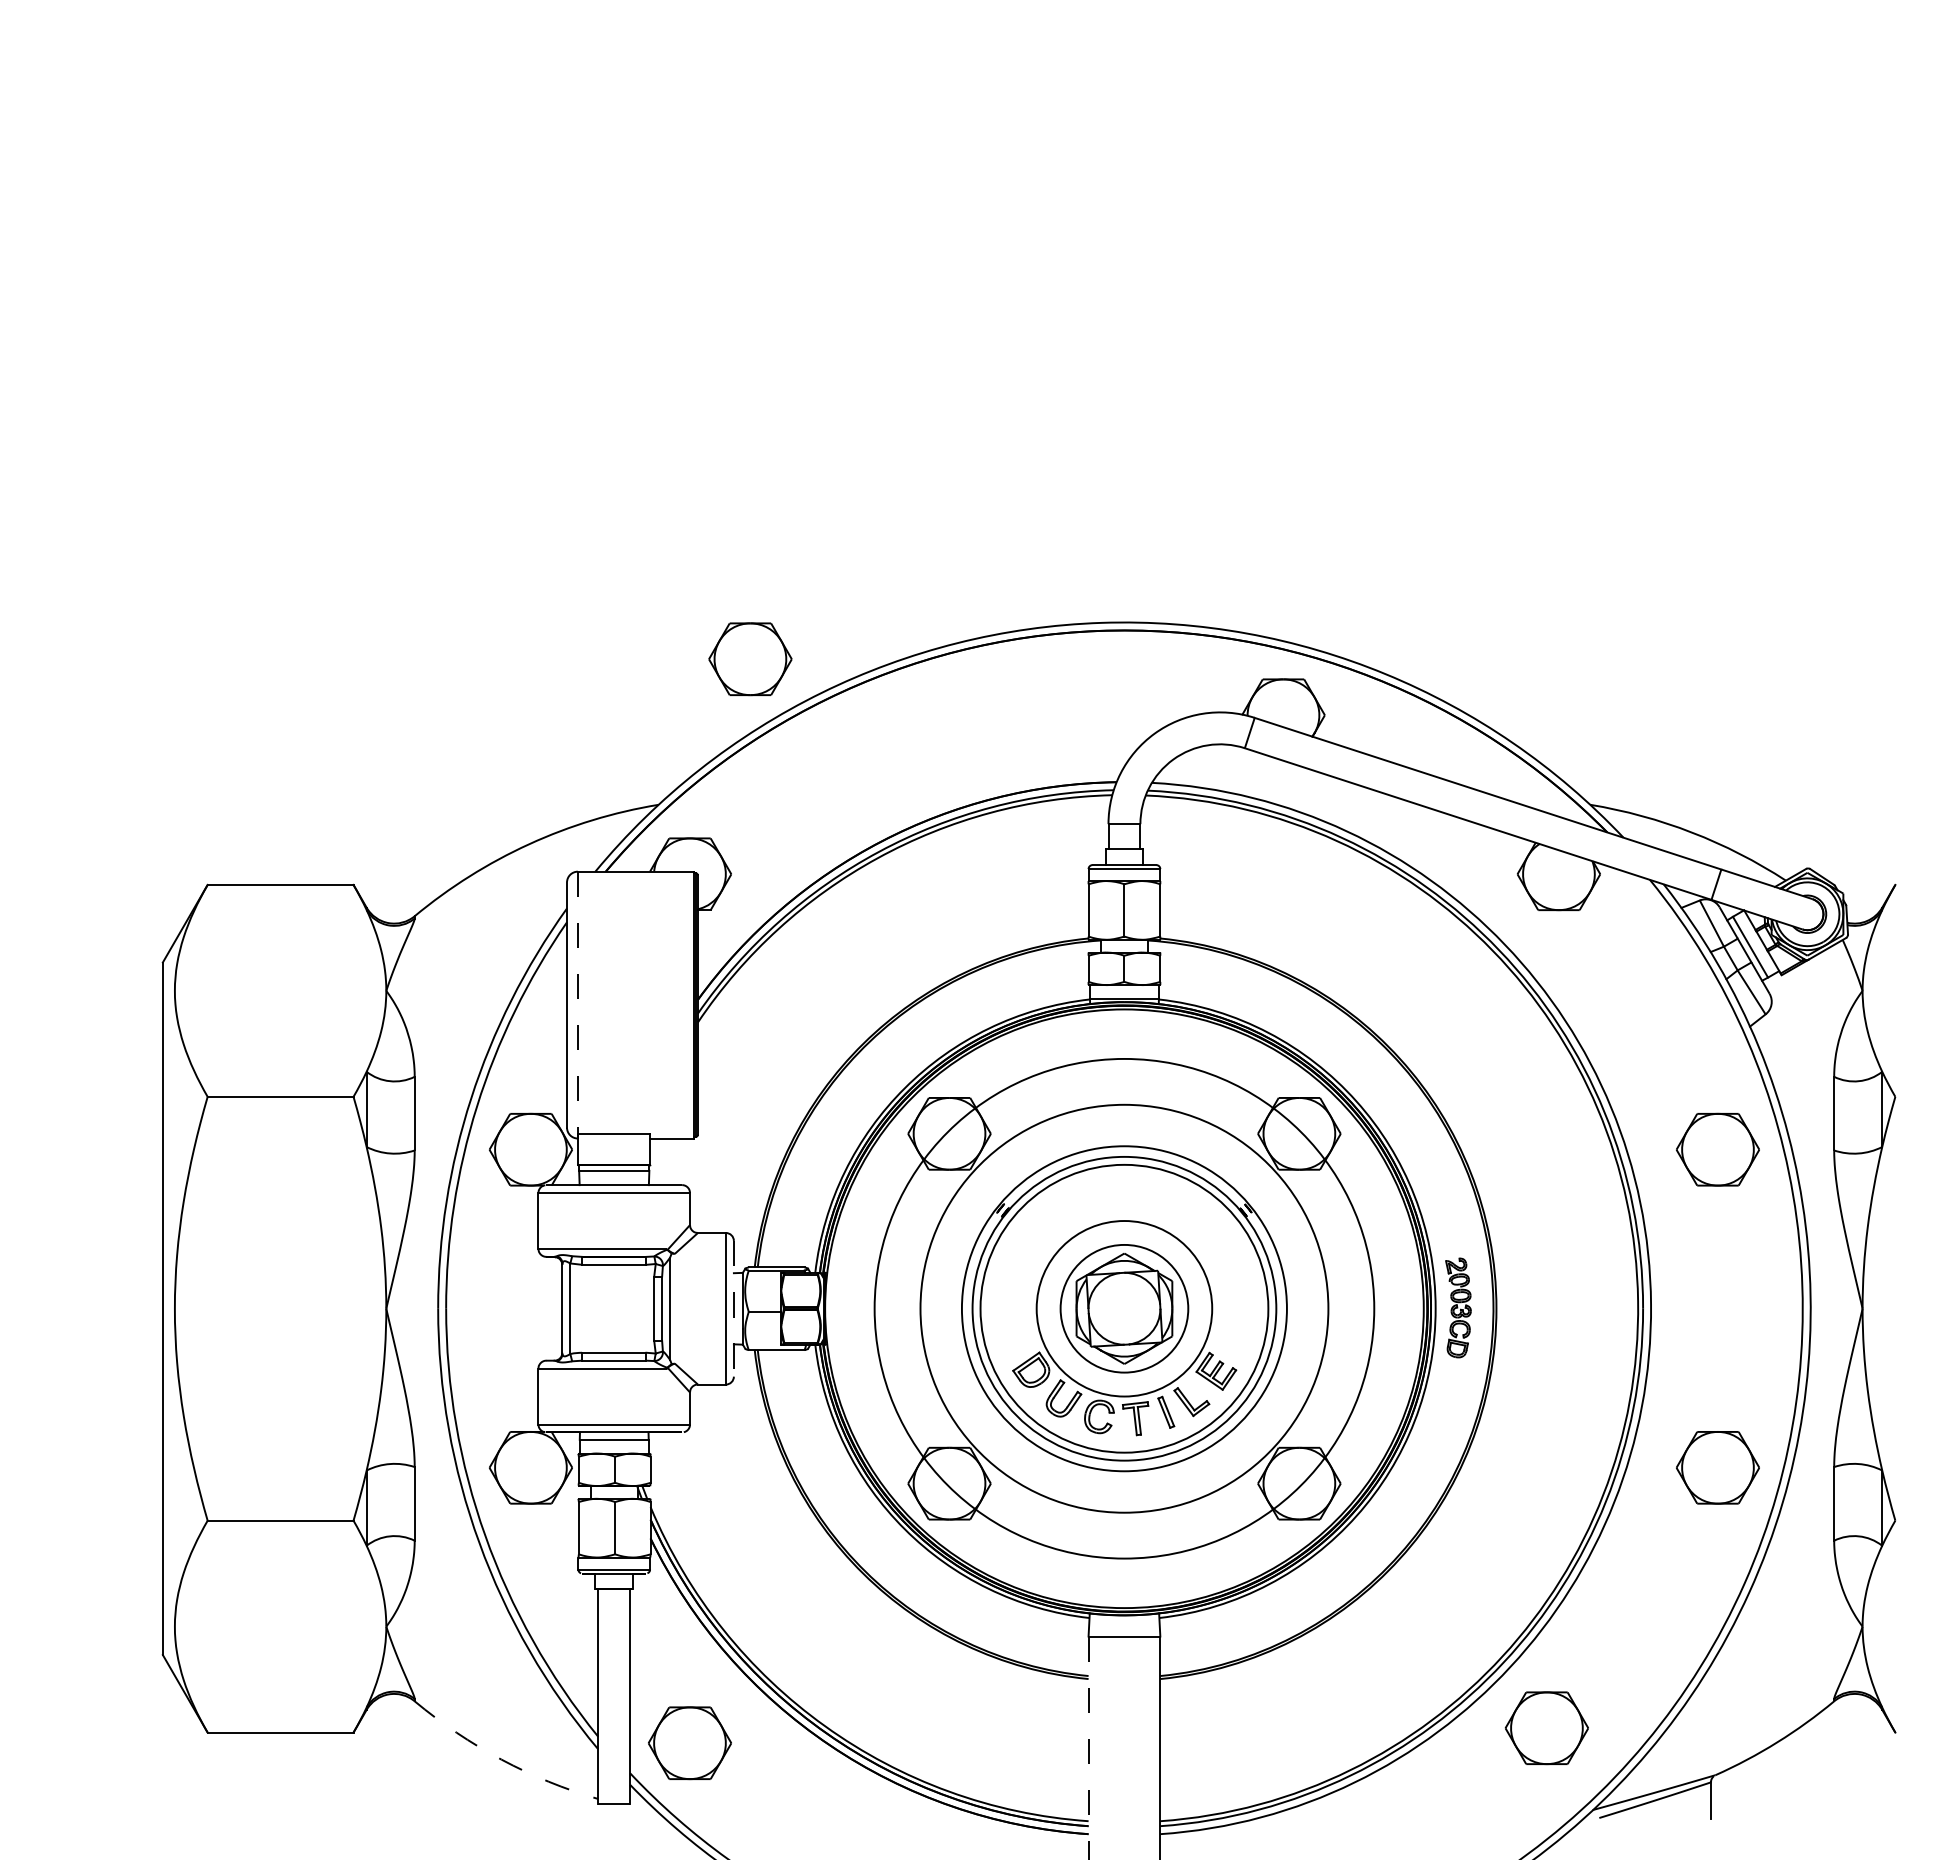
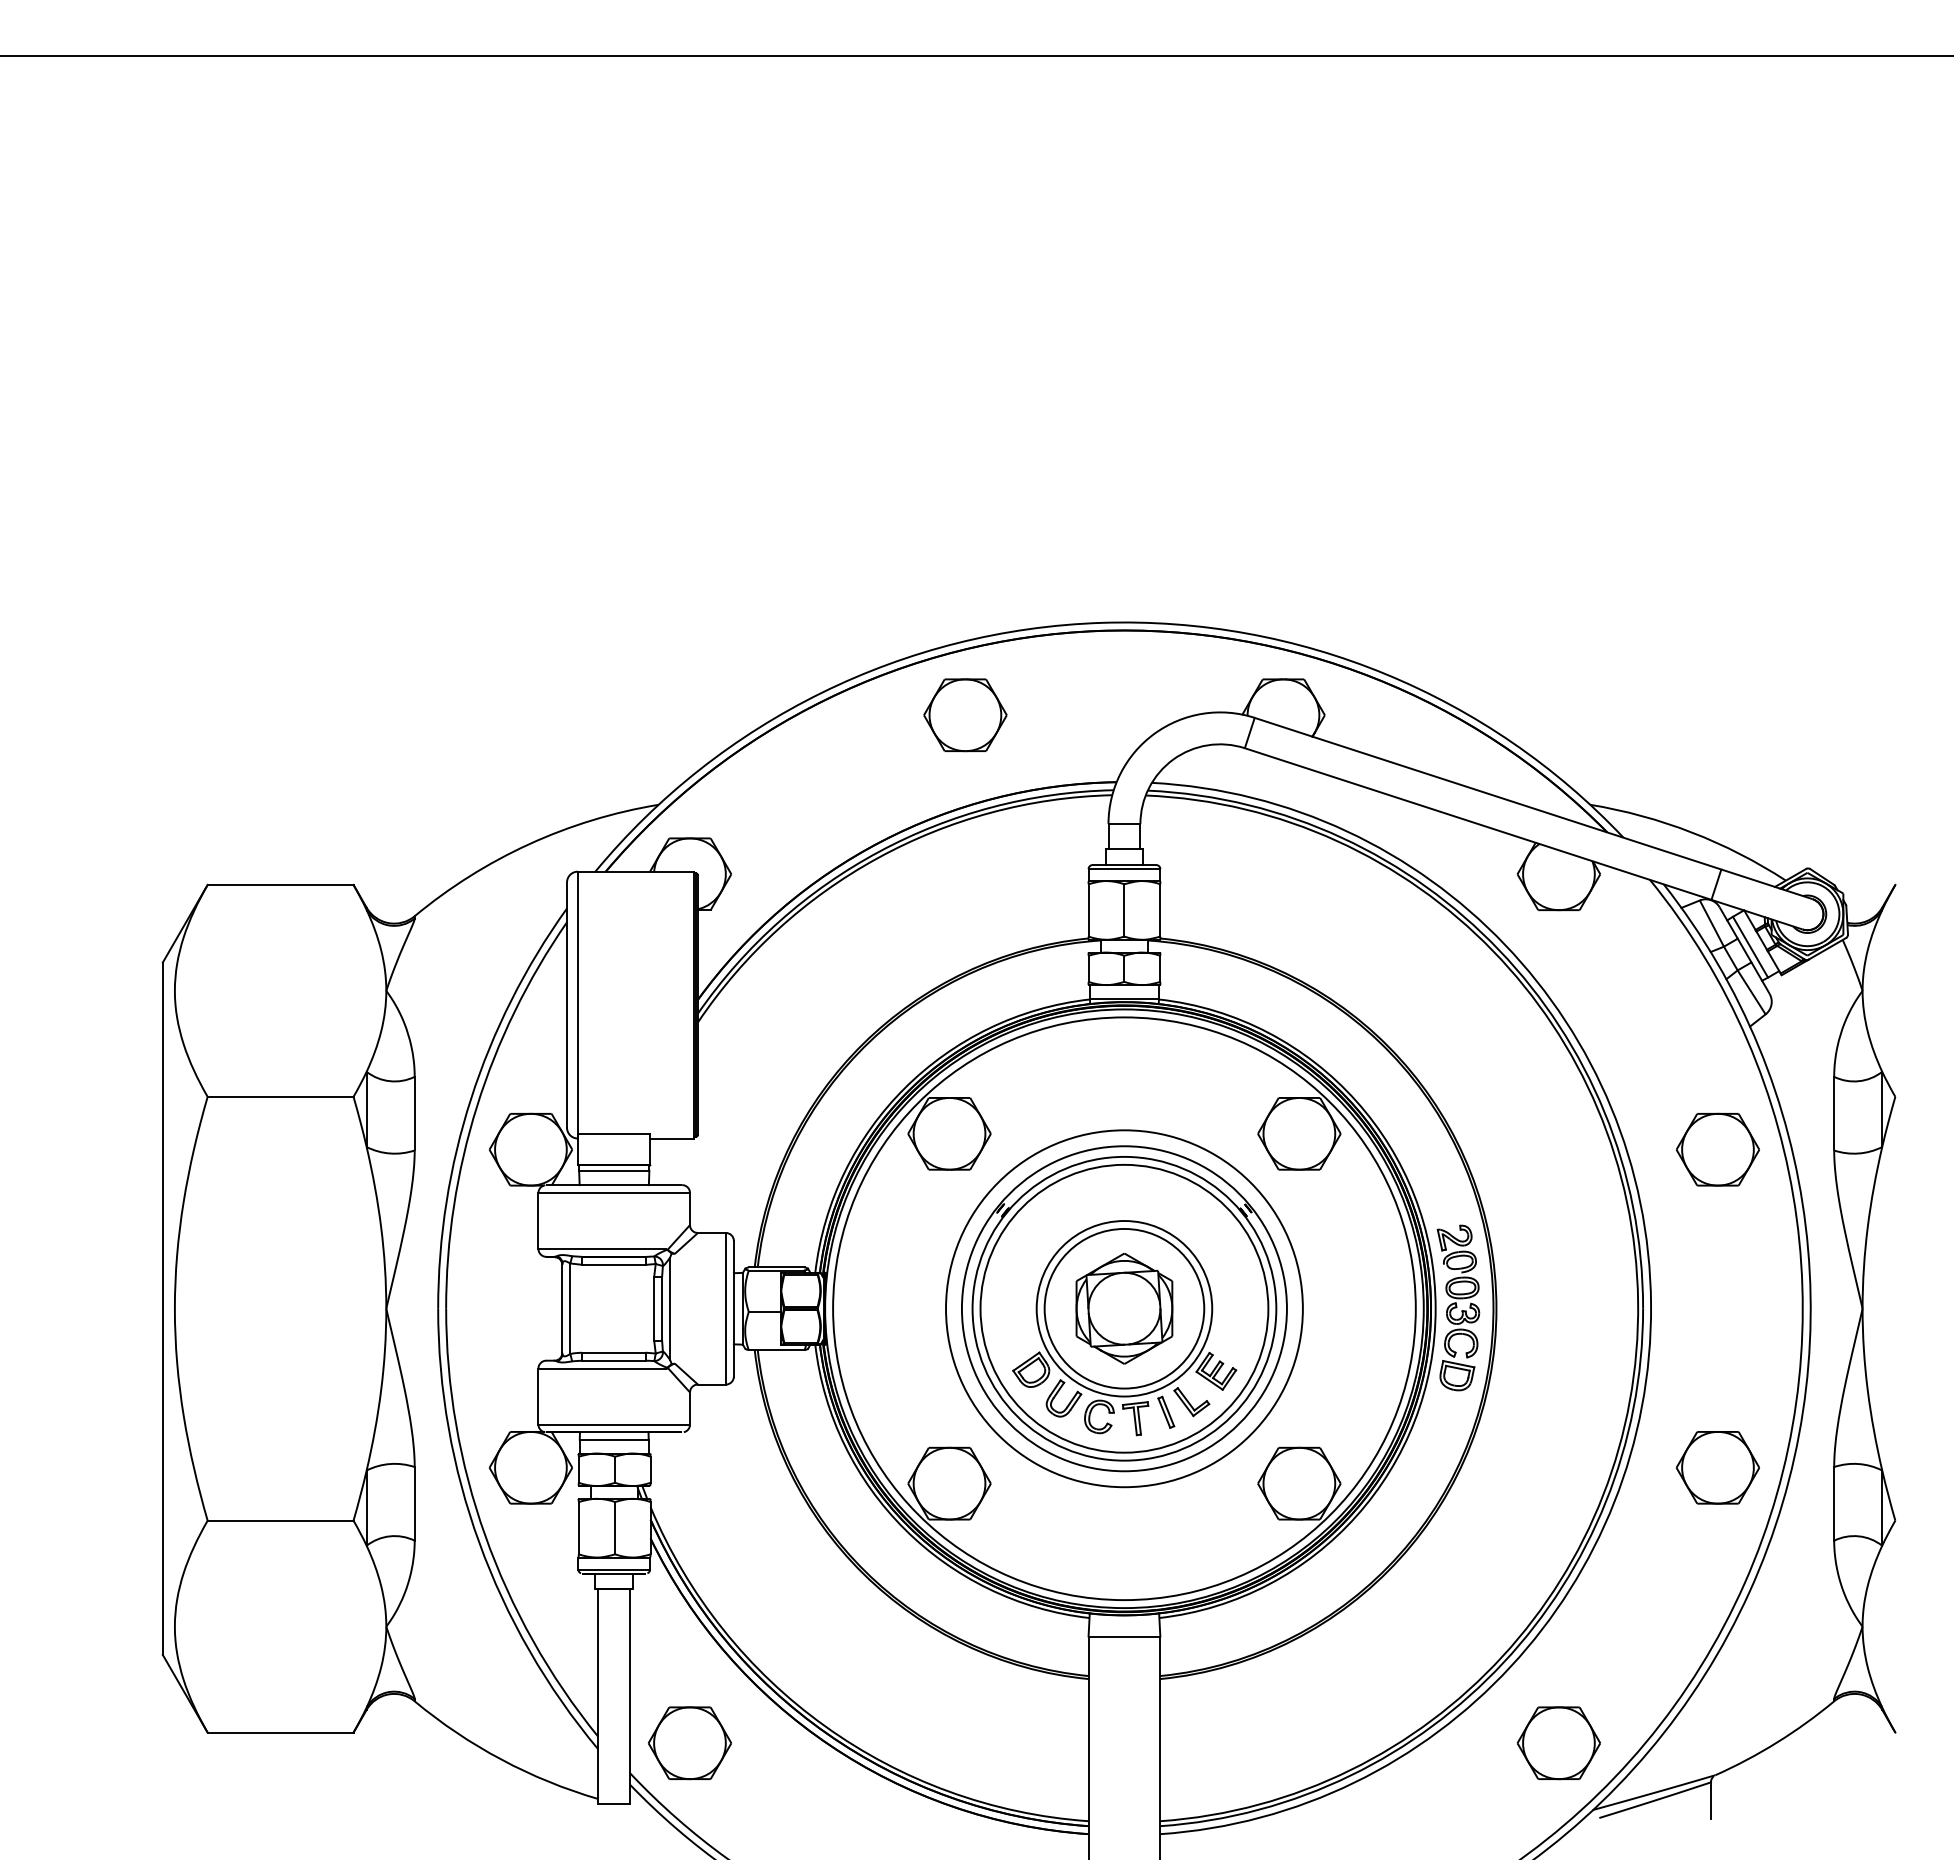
line: none -> present (976, 55)
part position: (750, 659) -> (965, 715) (965, 715)
line: dashed -> solid (577, 1005)
part size: 27x102 px -> 45x168 px (1458, 1307)
line: dashed -> solid (733, 1308)
circle diameter: 128 px -> 160 px (1124, 1308)
circle diameter: 408 px -> 583 px (1124, 1308)
circle diameter: 500 px -> 357 px (1124, 1308)
part position: (1546, 1728) -> (1558, 1743) (1558, 1743)
line: dashed -> solid (1088, 1748)
arc: dashed -> solid (501, 1759)
